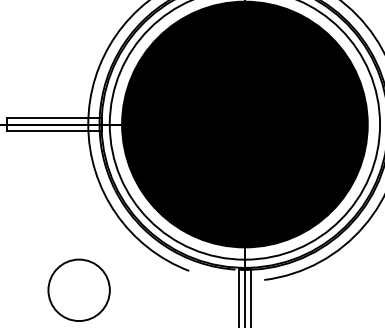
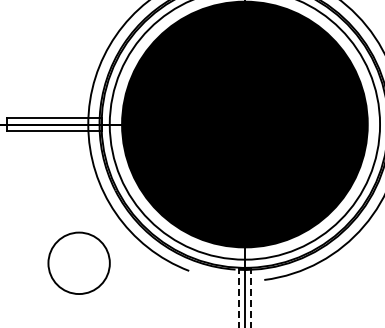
circle position: (78, 289) -> (78, 262) (78, 262)
line: solid -> dashed (238, 297)
line: solid -> dashed (251, 297)
